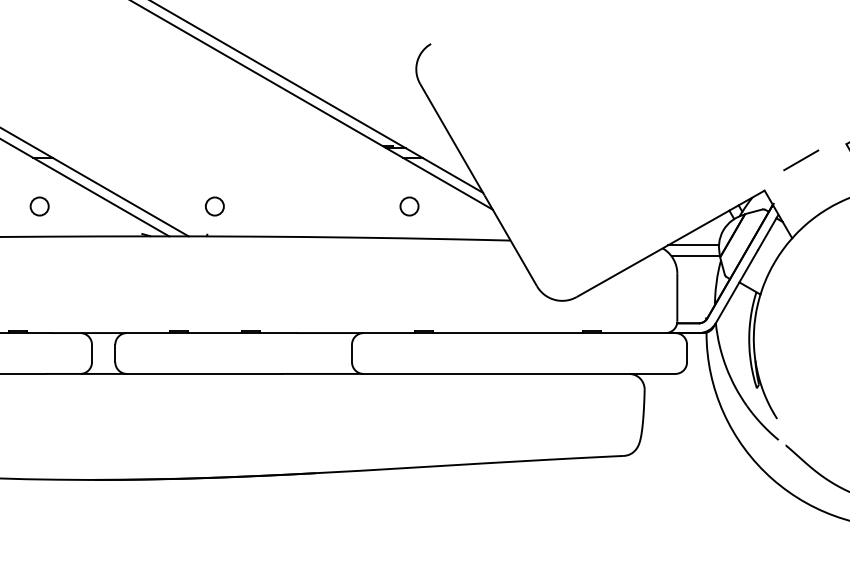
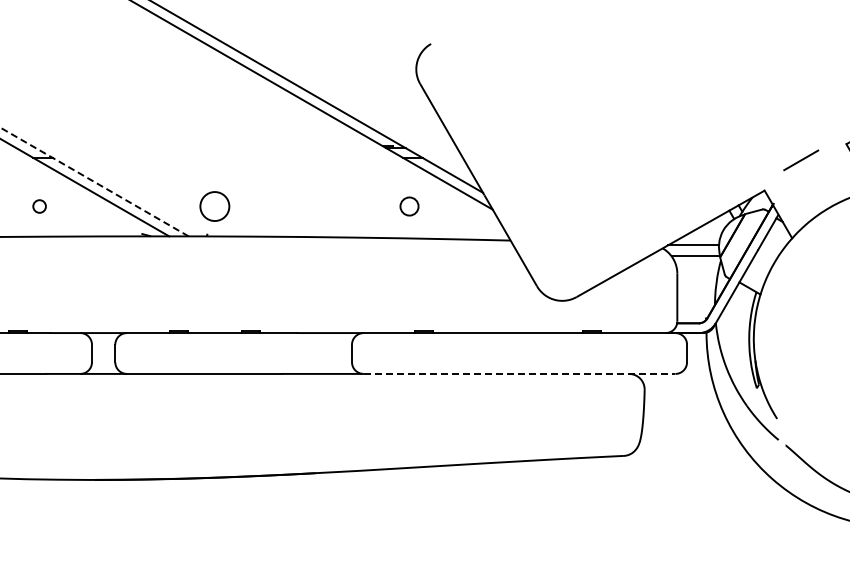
line: solid -> dashed (94, 181)
circle size: 21x21 px -> 15x15 px (39, 206)
circle diameter: 18 px -> 29 px (214, 206)
line: solid -> dashed (519, 373)
